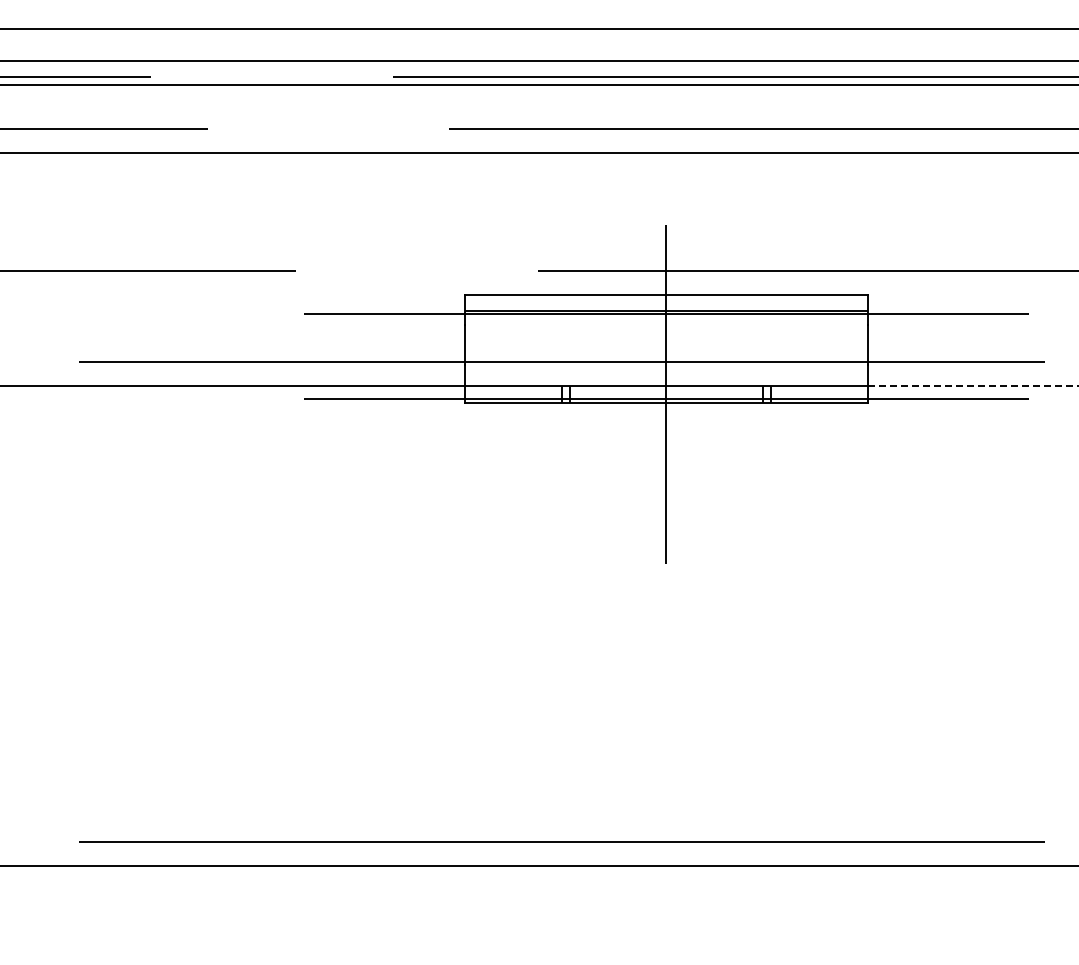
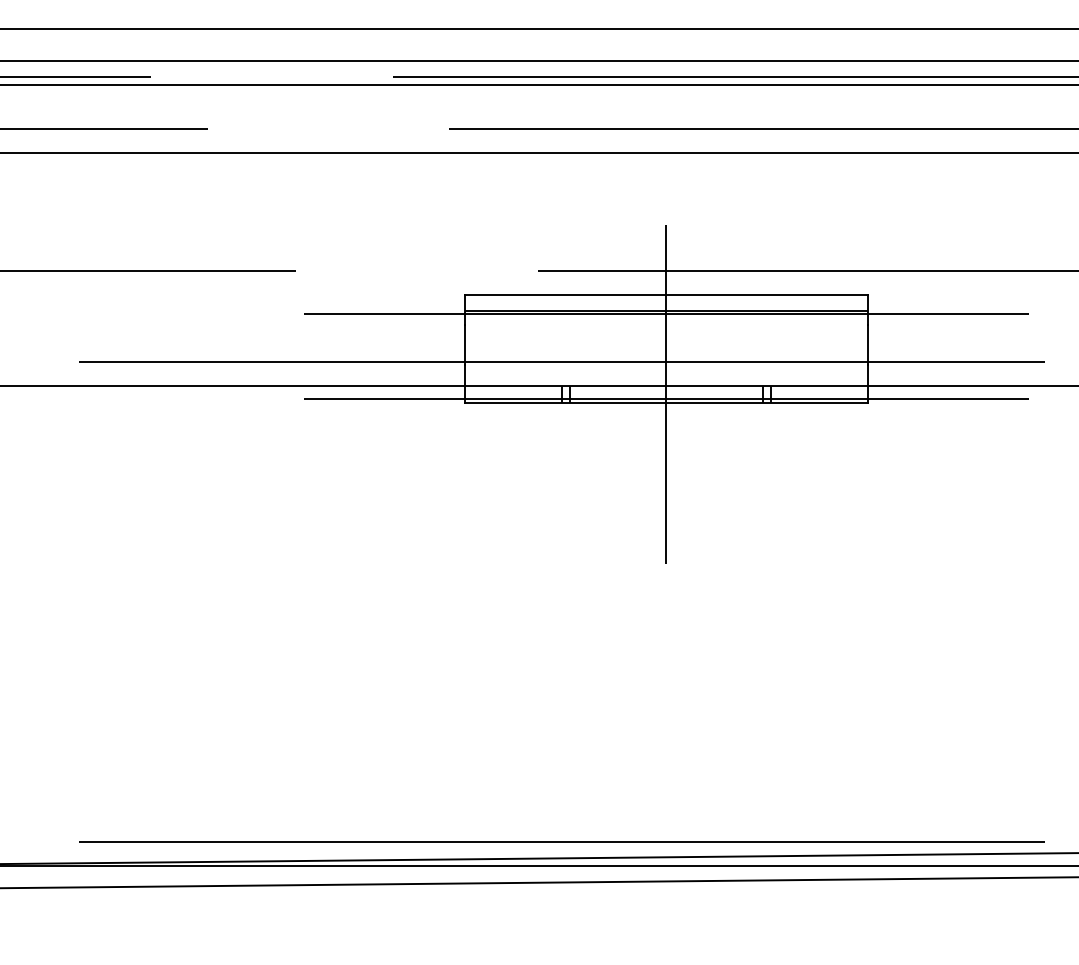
line: dashed -> solid (973, 386)
line: none -> present (538, 858)
line: none -> present (538, 882)
